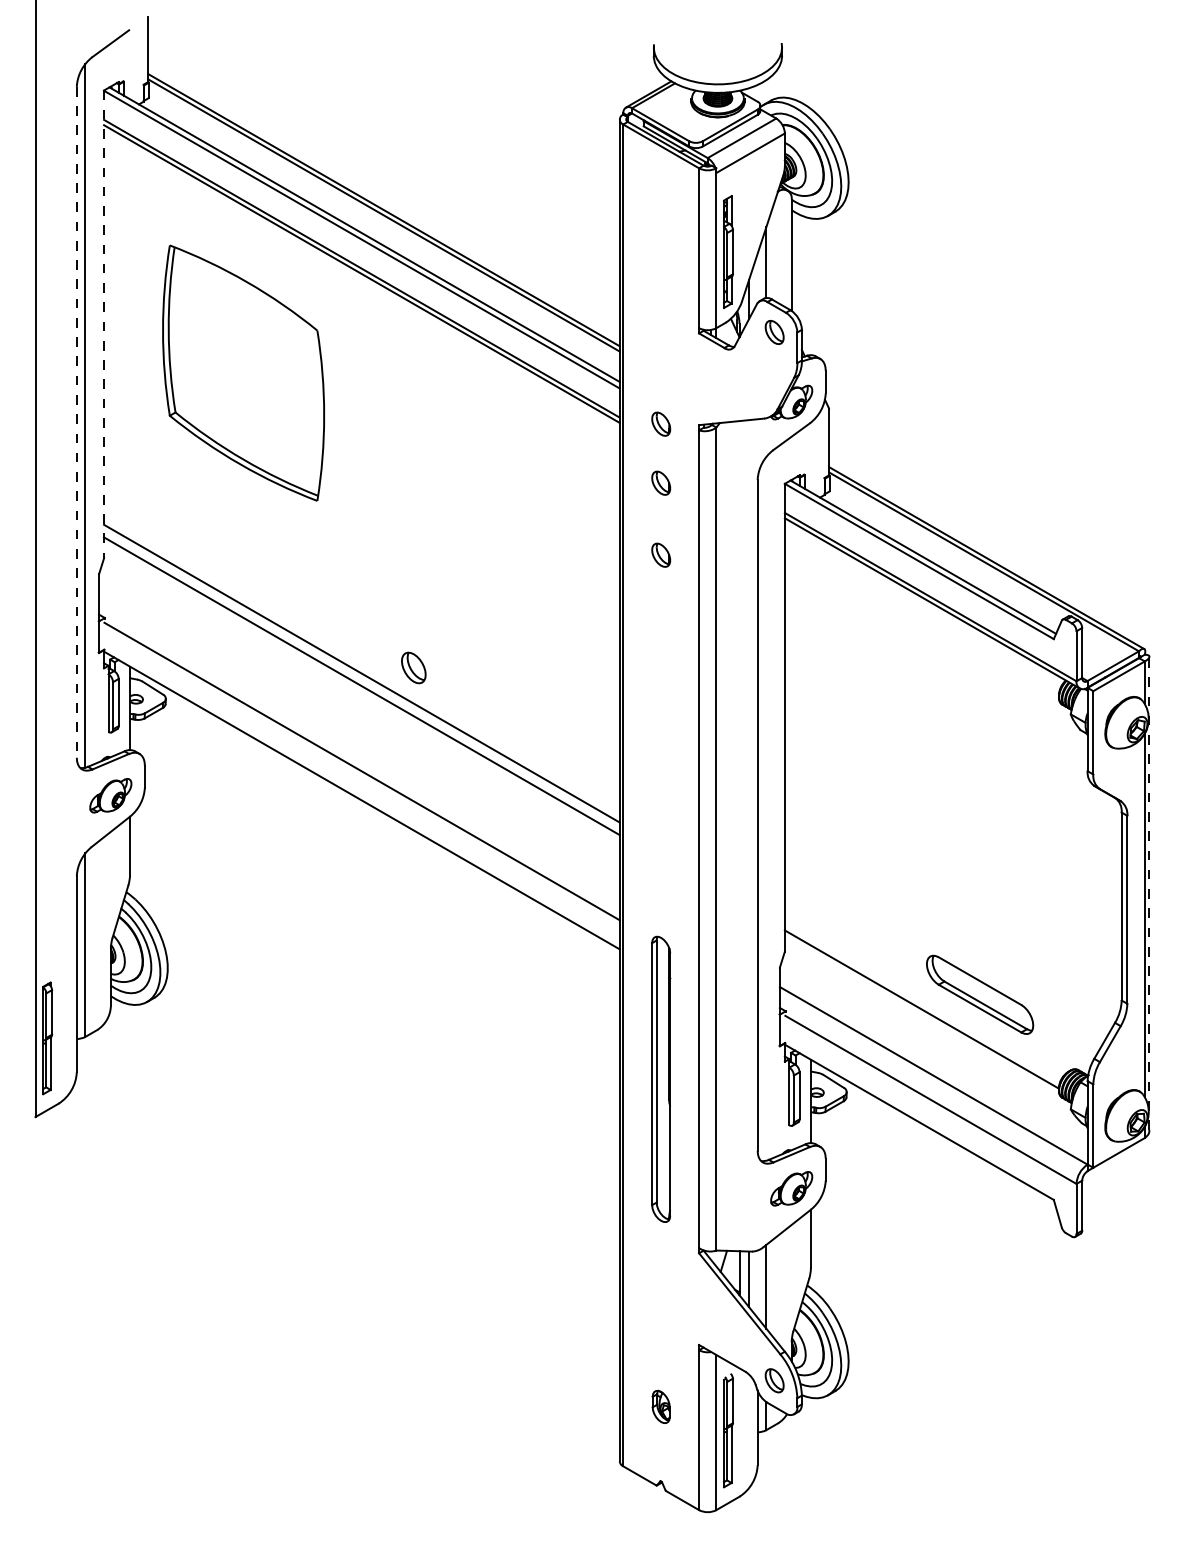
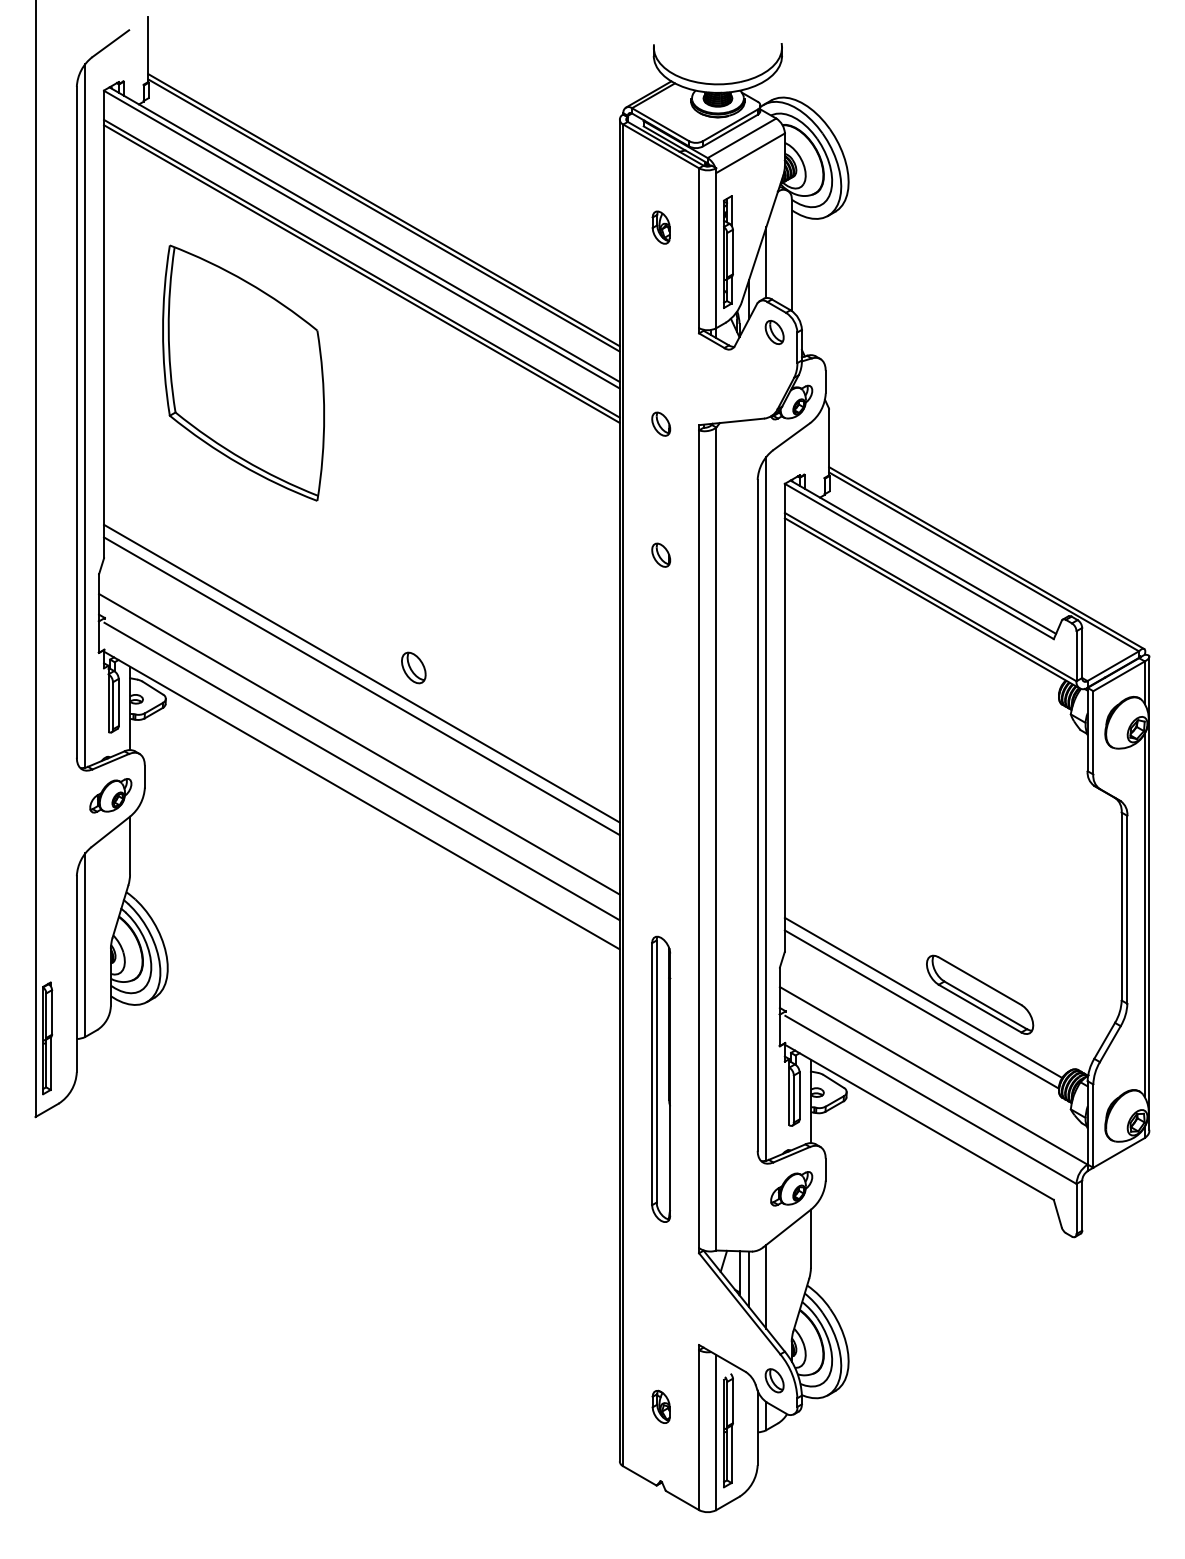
part: none -> present (660, 227)
line: dashed -> solid (104, 324)
line: dashed -> solid (76, 422)
part: present -> none (661, 482)
line: none -> present (359, 743)
line: none -> present (766, 808)
line: dashed -> solid (1149, 893)
line: none -> present (923, 997)
